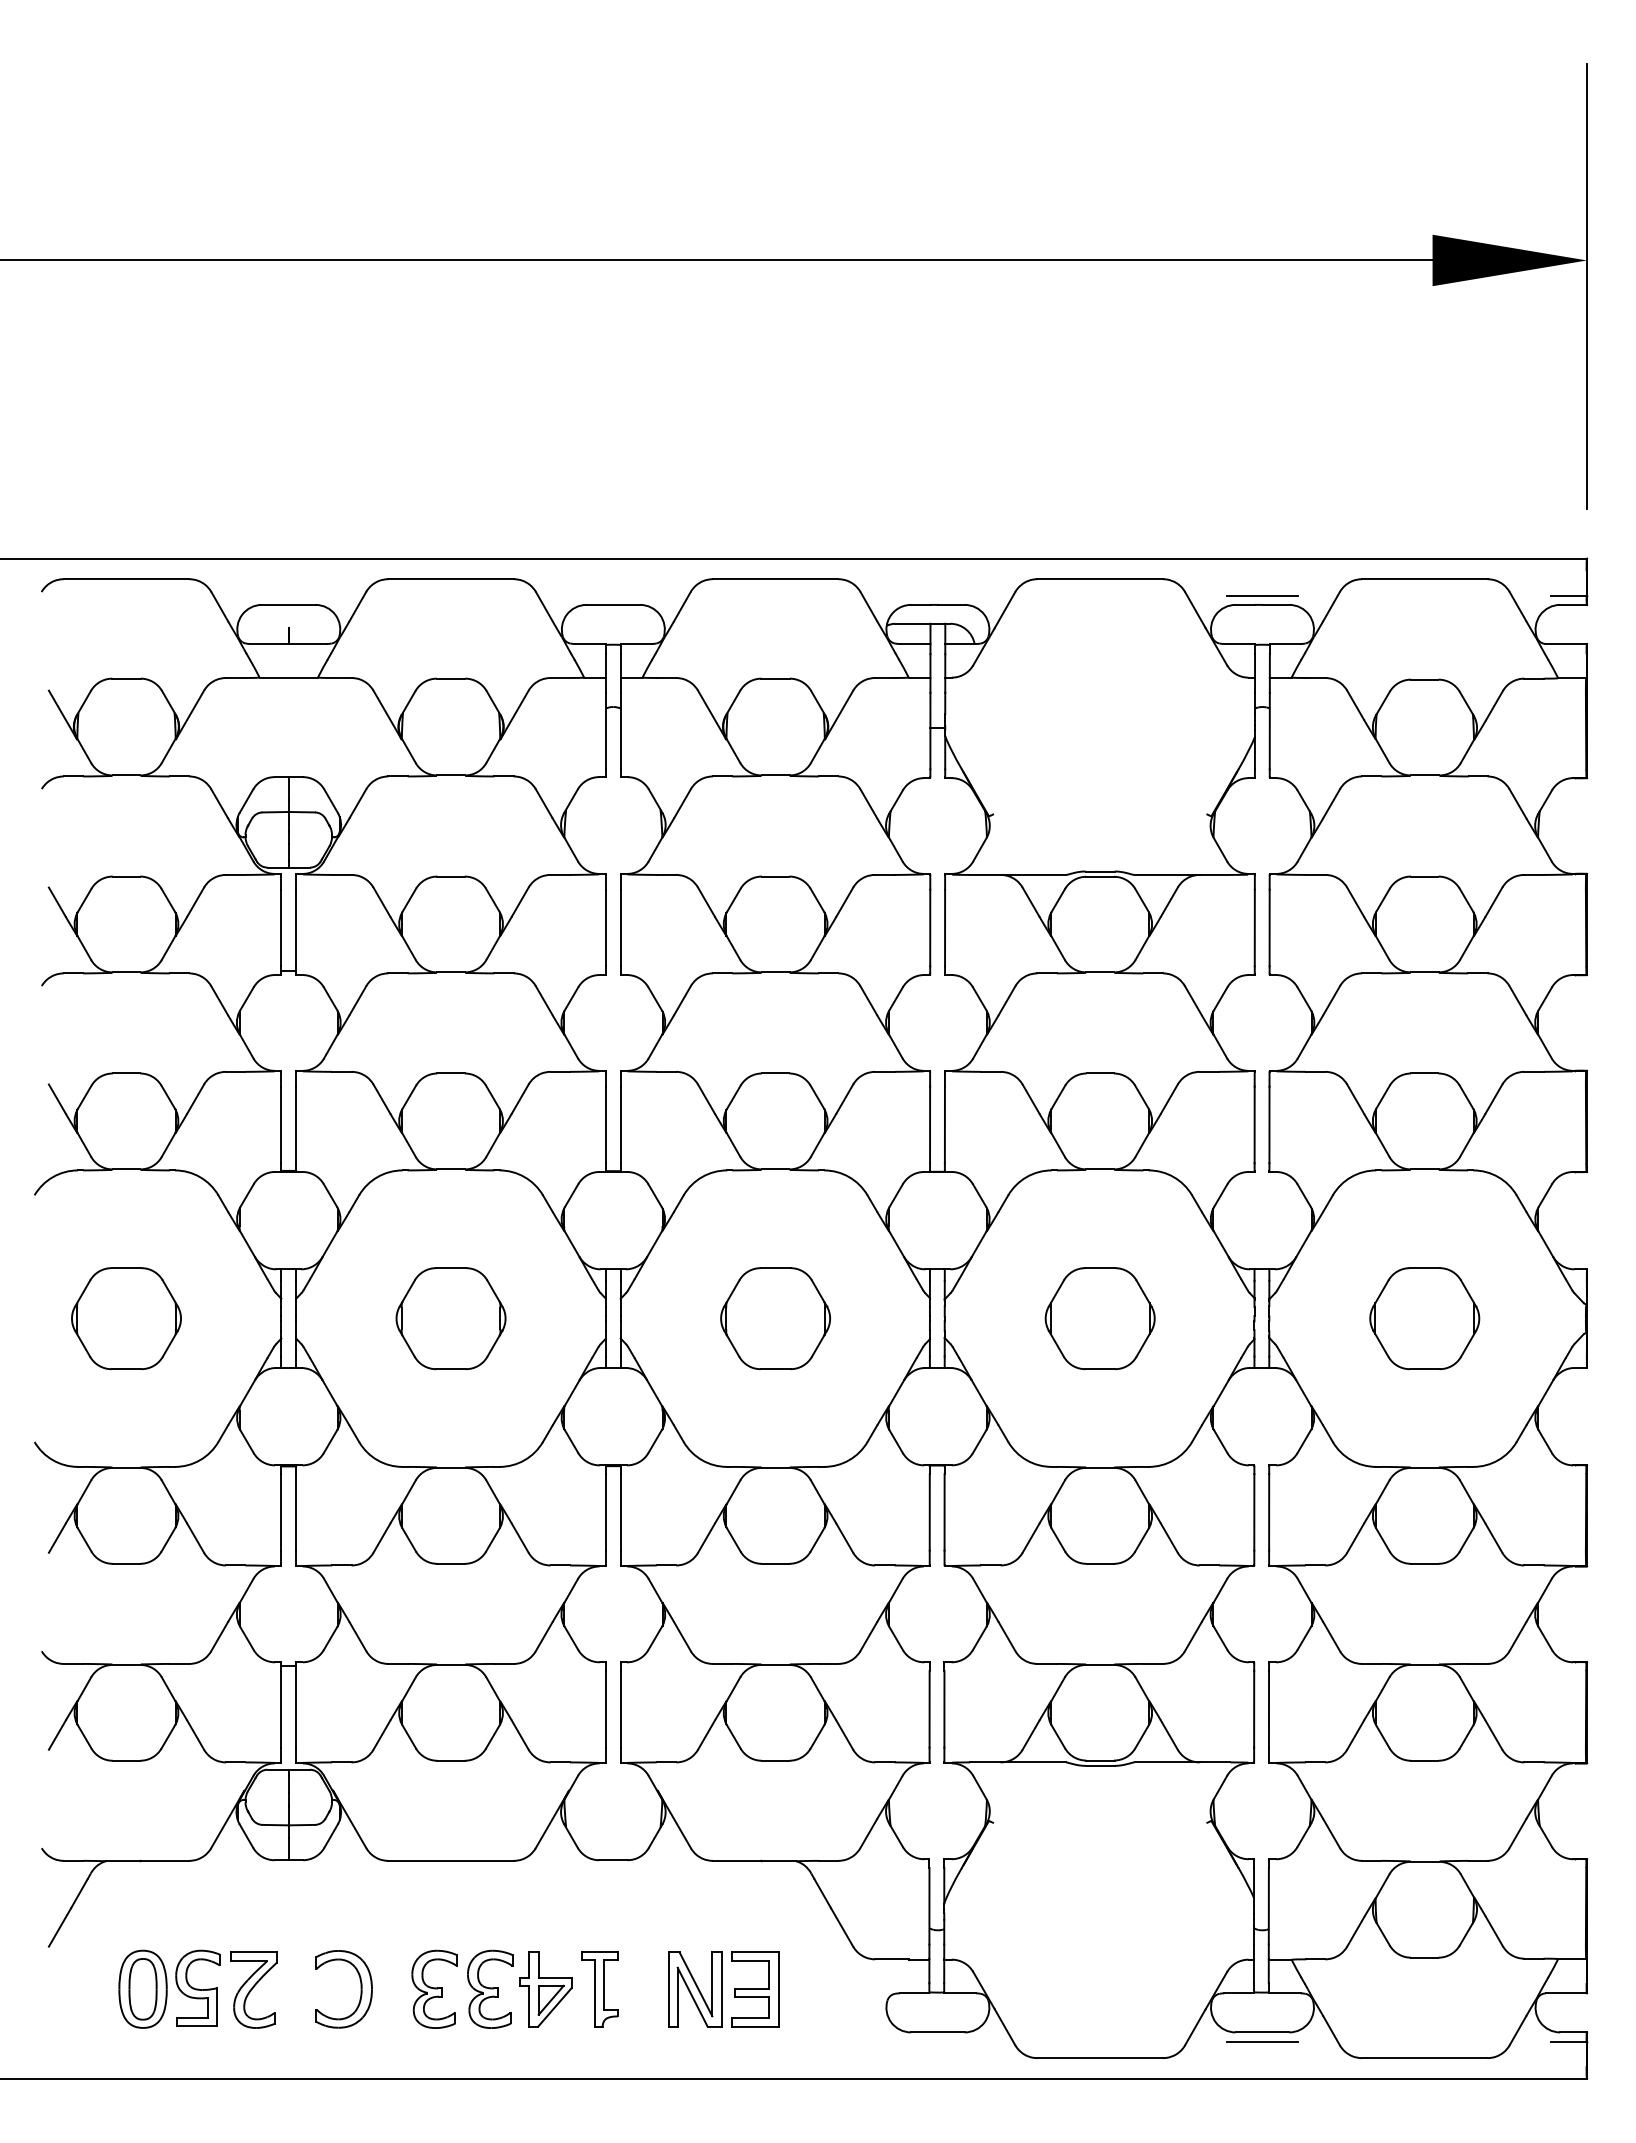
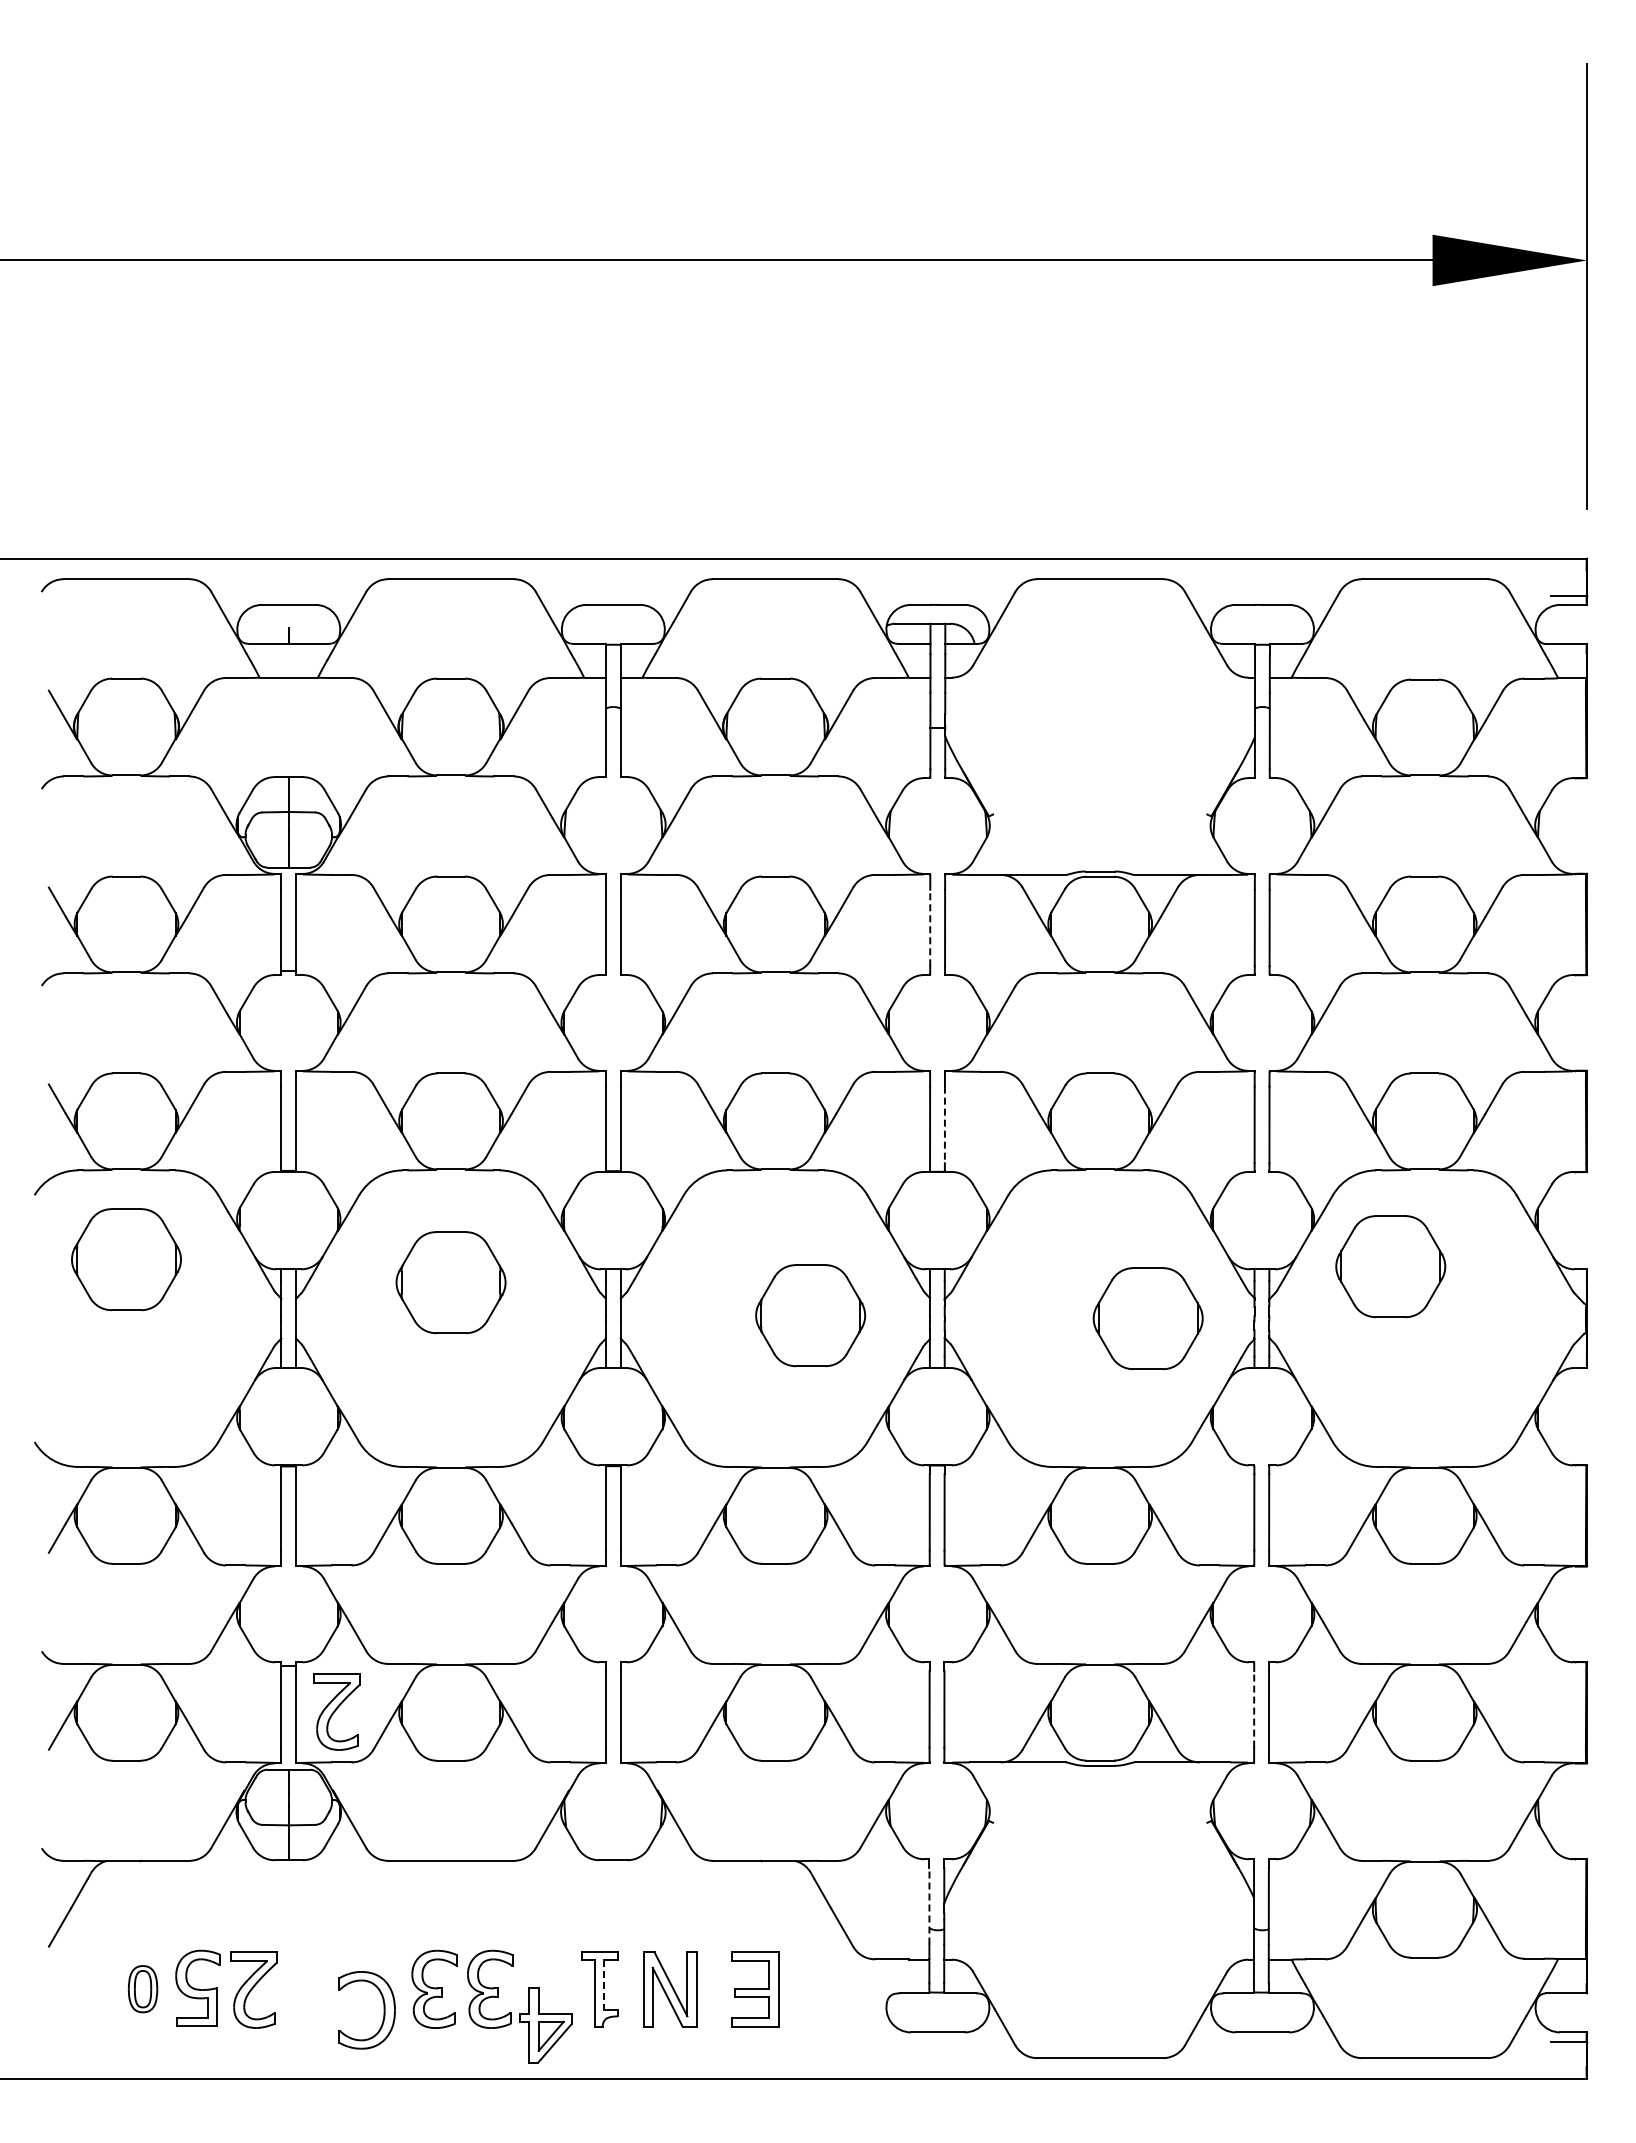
line: present -> none (1262, 595)
line: solid -> dashed (930, 927)
line: solid -> dashed (944, 1125)
part position: (126, 1318) -> (126, 1259) (126, 1259)
part position: (450, 1318) -> (450, 1282) (450, 1282)
part position: (775, 1318) -> (810, 1315) (810, 1315)
part position: (1099, 1318) -> (1147, 1318) (1147, 1318)
part position: (1424, 1318) -> (1390, 1266) (1390, 1266)
line: solid -> dashed (1254, 1708)
part: none -> present (336, 1711)
line: solid -> dashed (929, 1905)
line: solid -> dashed (604, 1984)
part size: 50x80 px -> 32x49 px (142, 1989)
part position: (360, 1989) -> (383, 2010) (383, 2010)
part position: (545, 1989) -> (545, 2025) (545, 2025)
part position: (695, 1989) -> (670, 1989) (670, 1989)
line: present -> none (1262, 2041)
